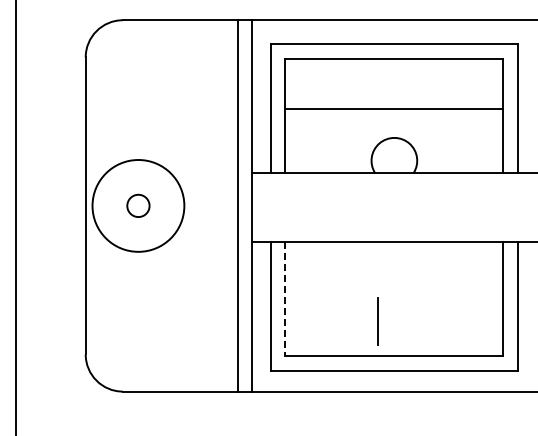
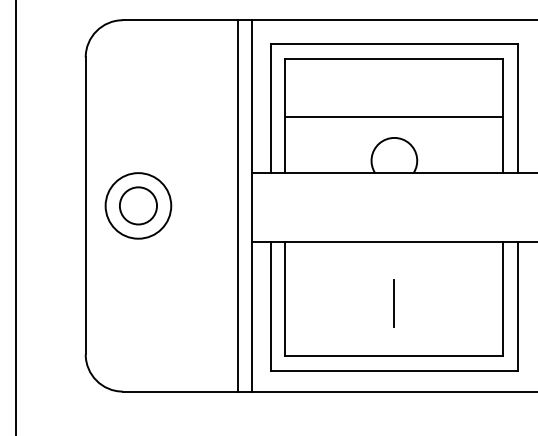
line position: (393, 108) -> (393, 116) (393, 116)
circle diameter: 22 px -> 37 px (138, 205)
circle diameter: 92 px -> 66 px (138, 205)
line: dashed -> solid (285, 299)
line position: (377, 321) -> (393, 303) (393, 303)
